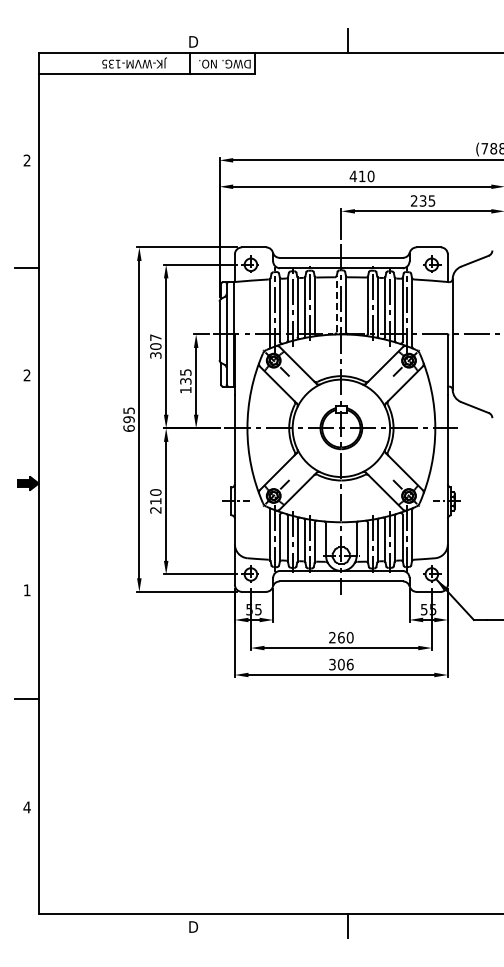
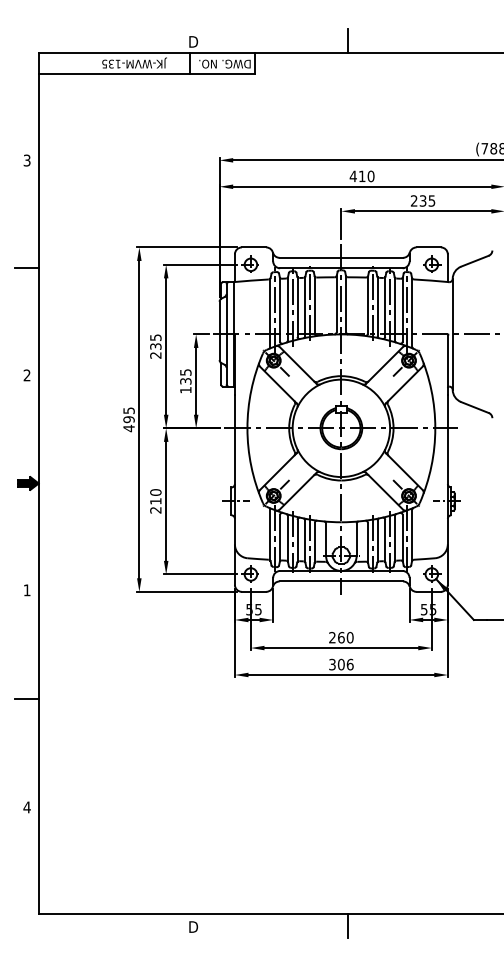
text: 2 -> 3 (26, 160)
line: dashed -> solid (336, 304)
text: 307 -> 235 (155, 346)
text: 695 -> 495 (128, 428)
